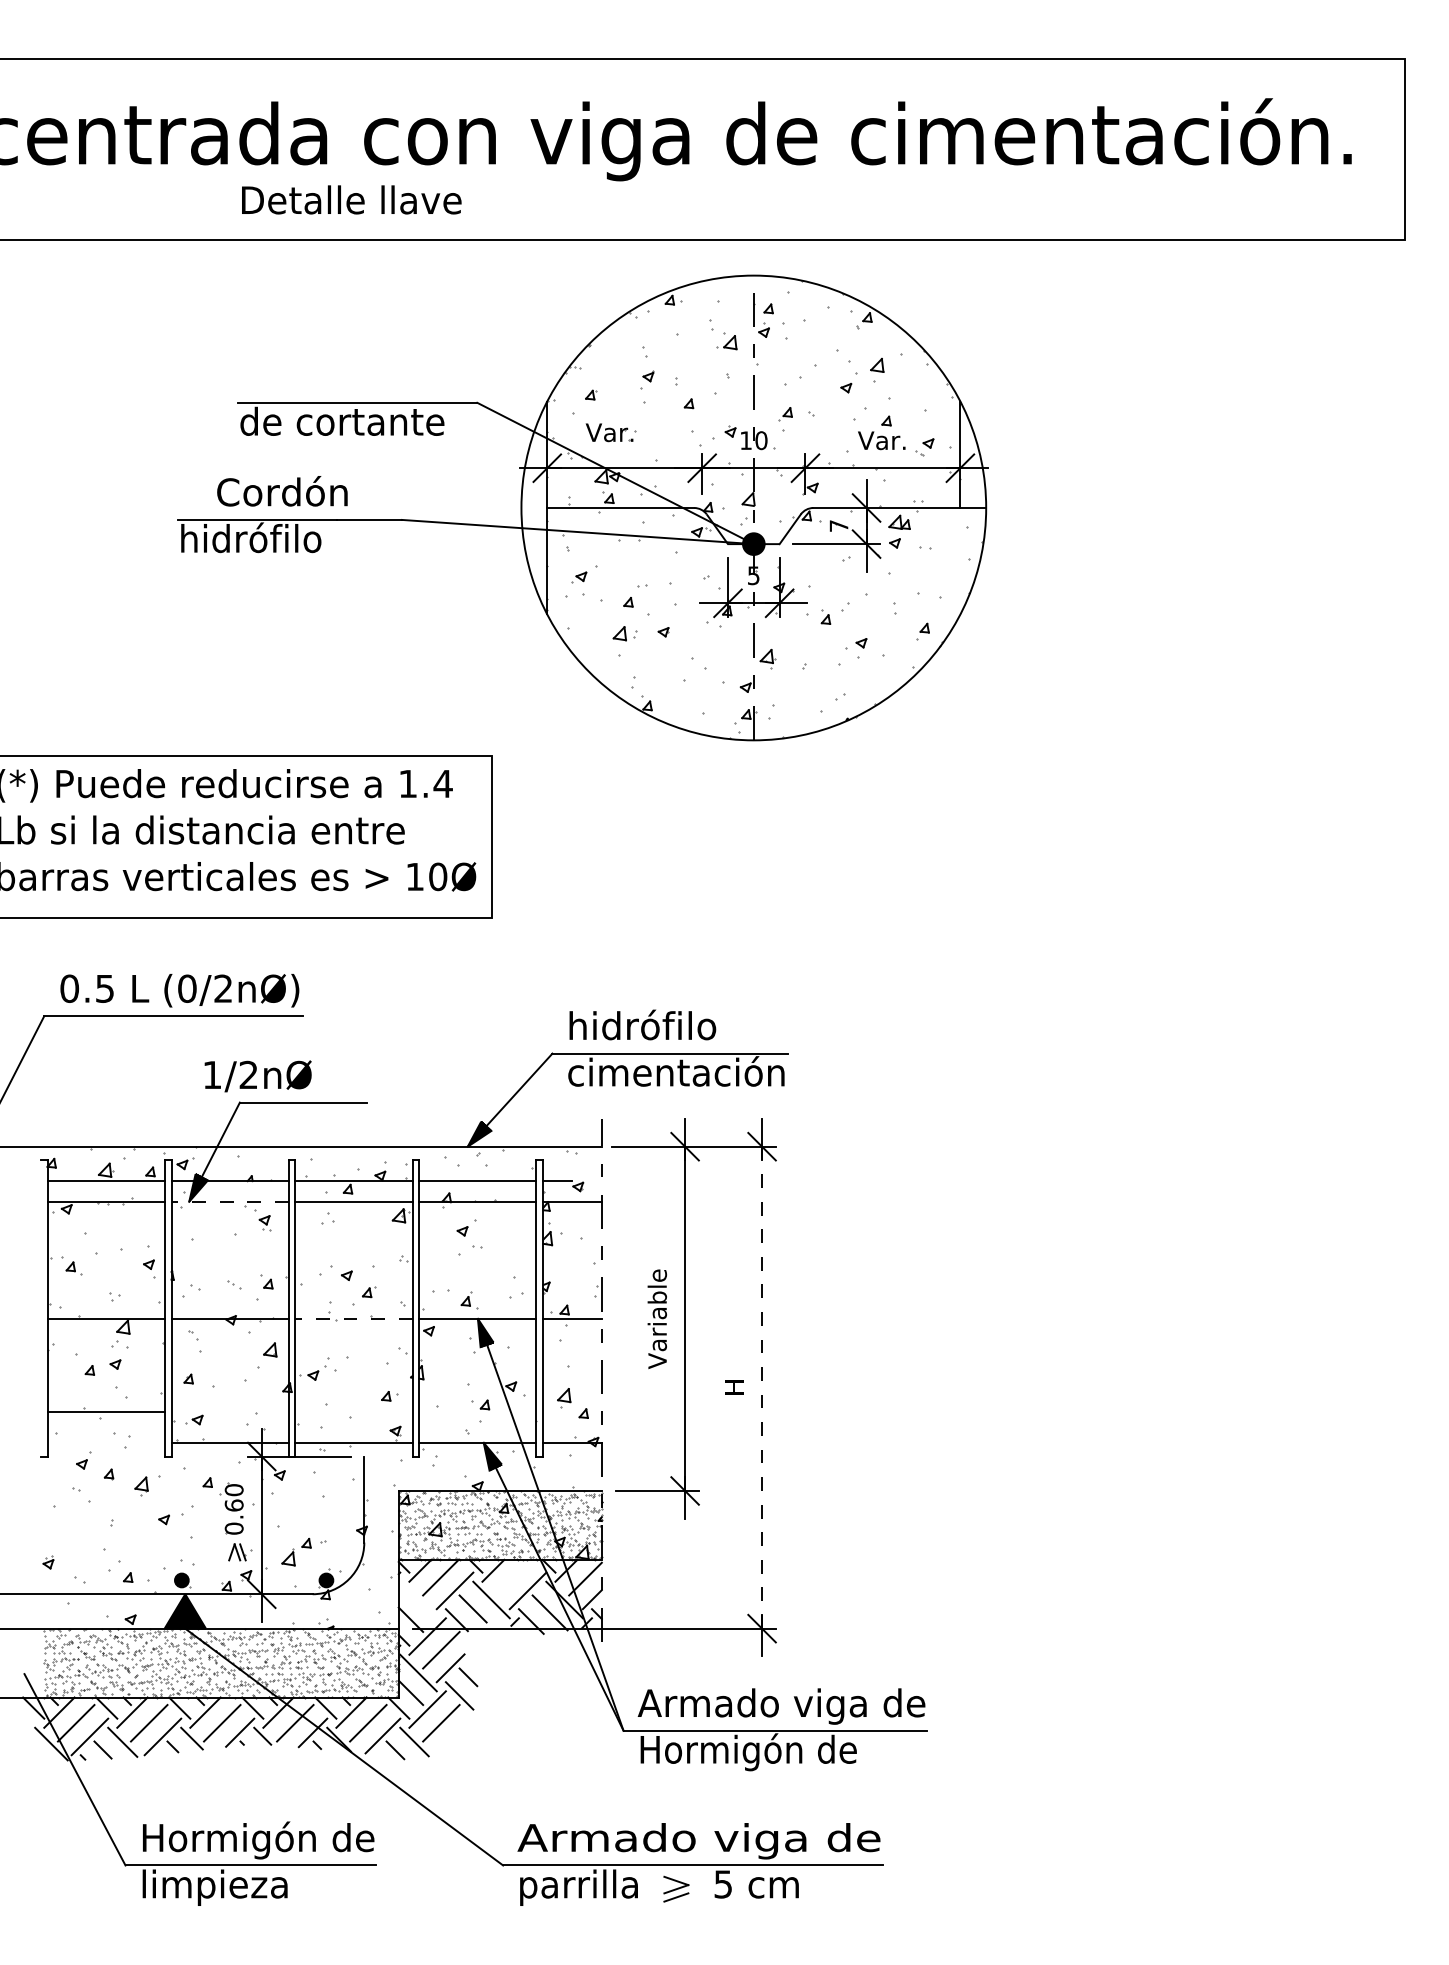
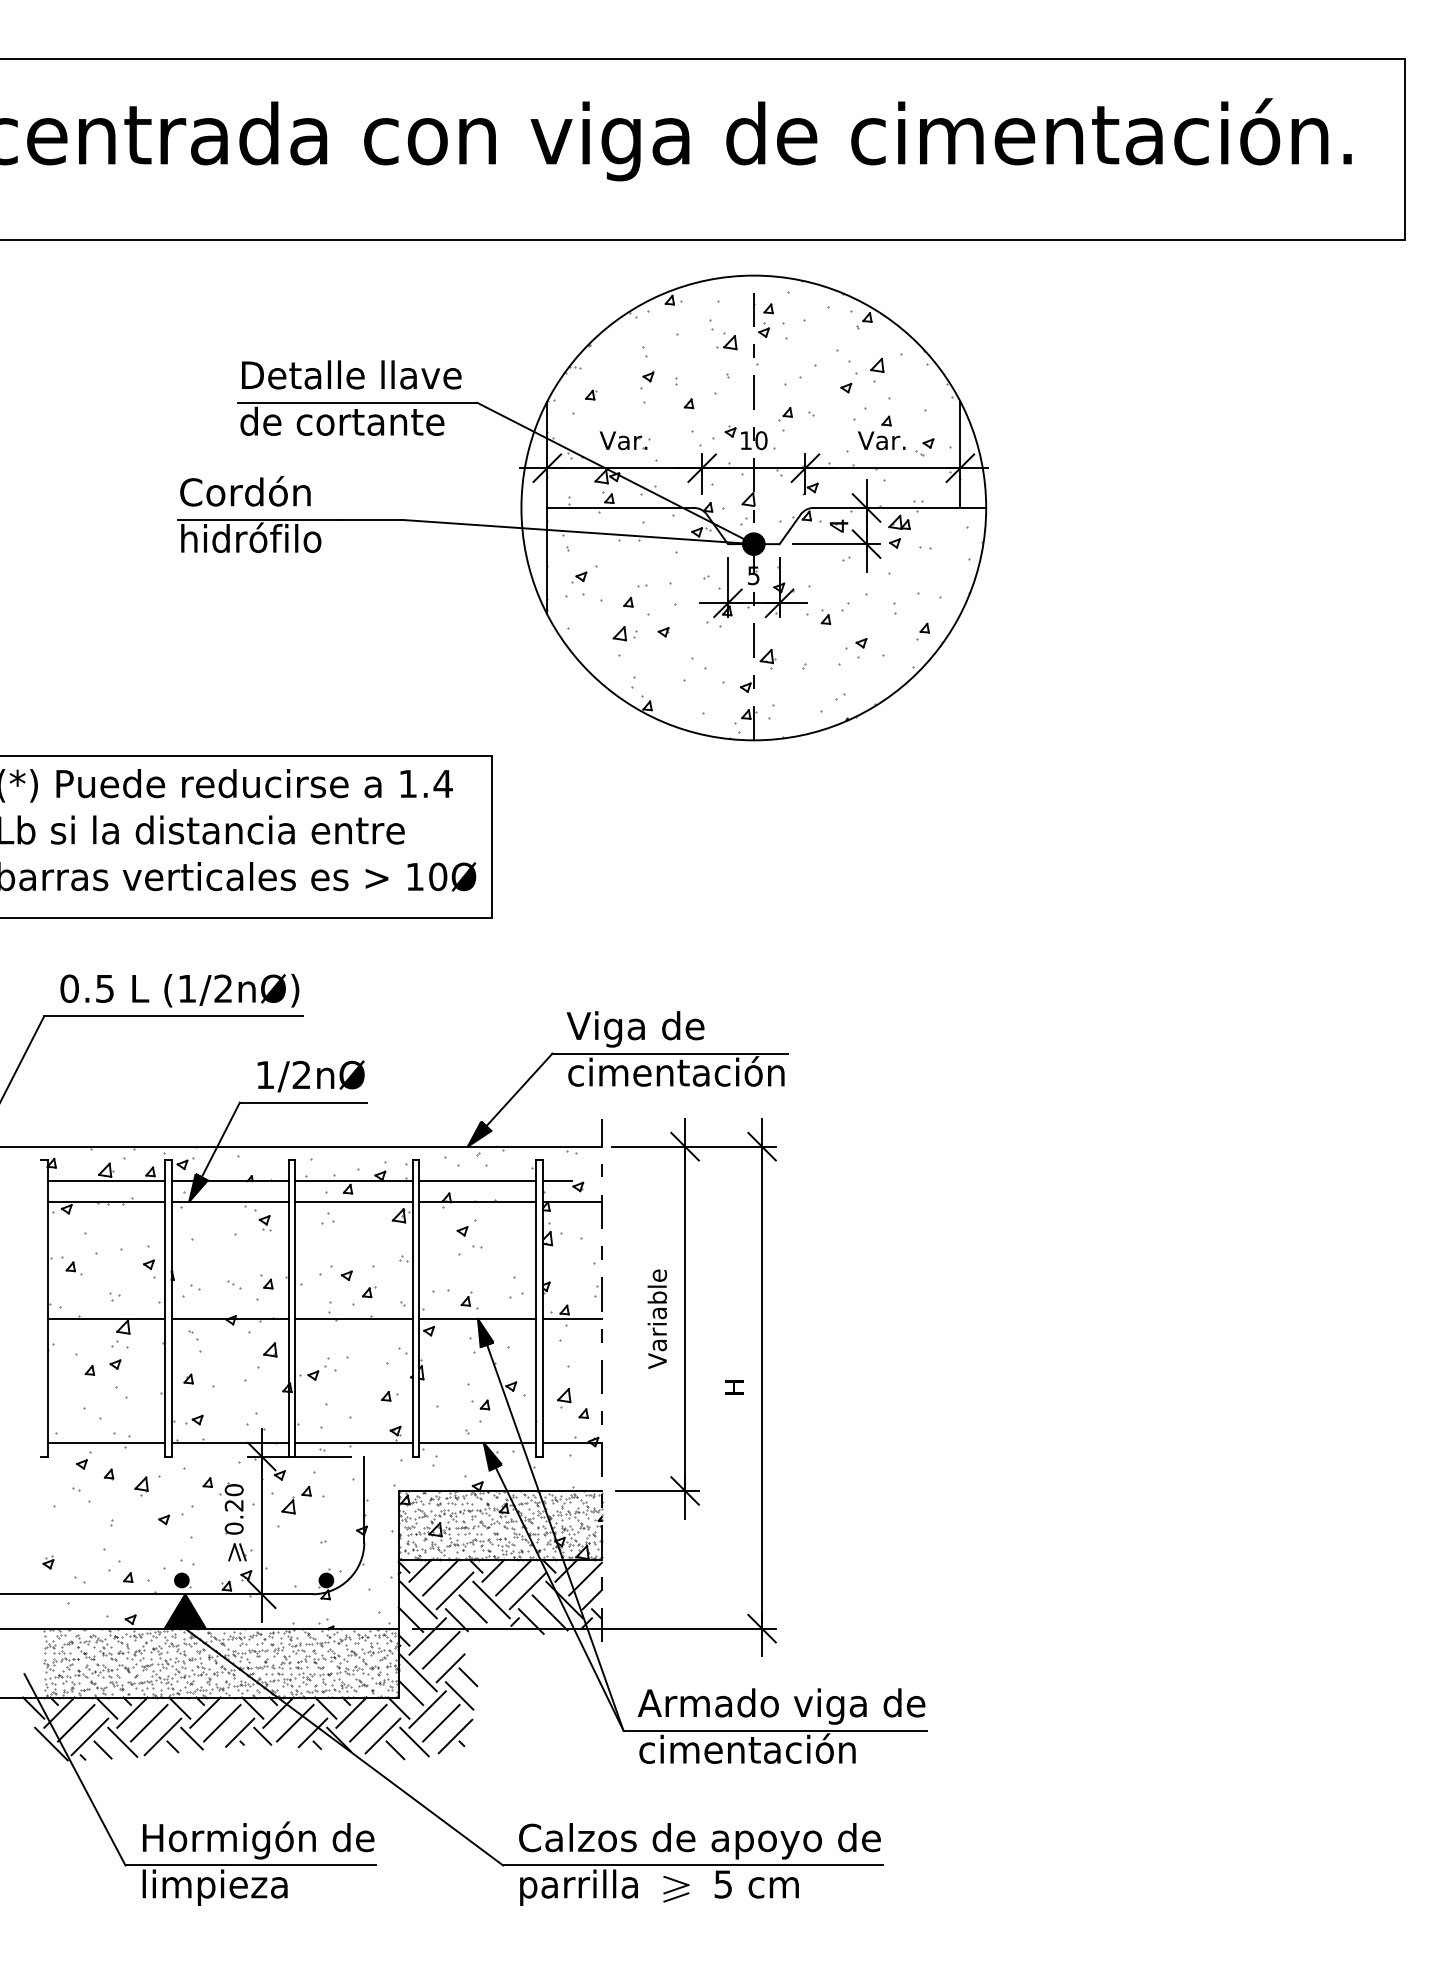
text position: (351, 199) -> (351, 374) (351, 374)
part position: (610, 432) -> (624, 440) (624, 440)
text position: (282, 491) -> (245, 491) (245, 491)
text: 7 -> 4 (838, 525)
text: (0/2nØ) -> (1/2nØ) (187, 988)
text: hidrófilo -> Viga de (641, 1028)
text position: (257, 1076) -> (310, 1076) (310, 1076)
line: dashed -> solid (230, 1201)
line: dashed -> solid (353, 1318)
line: dashed -> solid (762, 1387)
line position: (105, 1411) -> (105, 1442) (105, 1442)
text: 0.60 -> 0.20 (233, 1505)
part position: (296, 1551) -> (296, 1499) (296, 1499)
line: none -> present (513, 1577)
line: none -> present (418, 1599)
part: none -> present (455, 1736)
text: Hormigón de -> cimentación (747, 1752)
text: Armado viga de -> Calzos de apoyo de (698, 1841)
